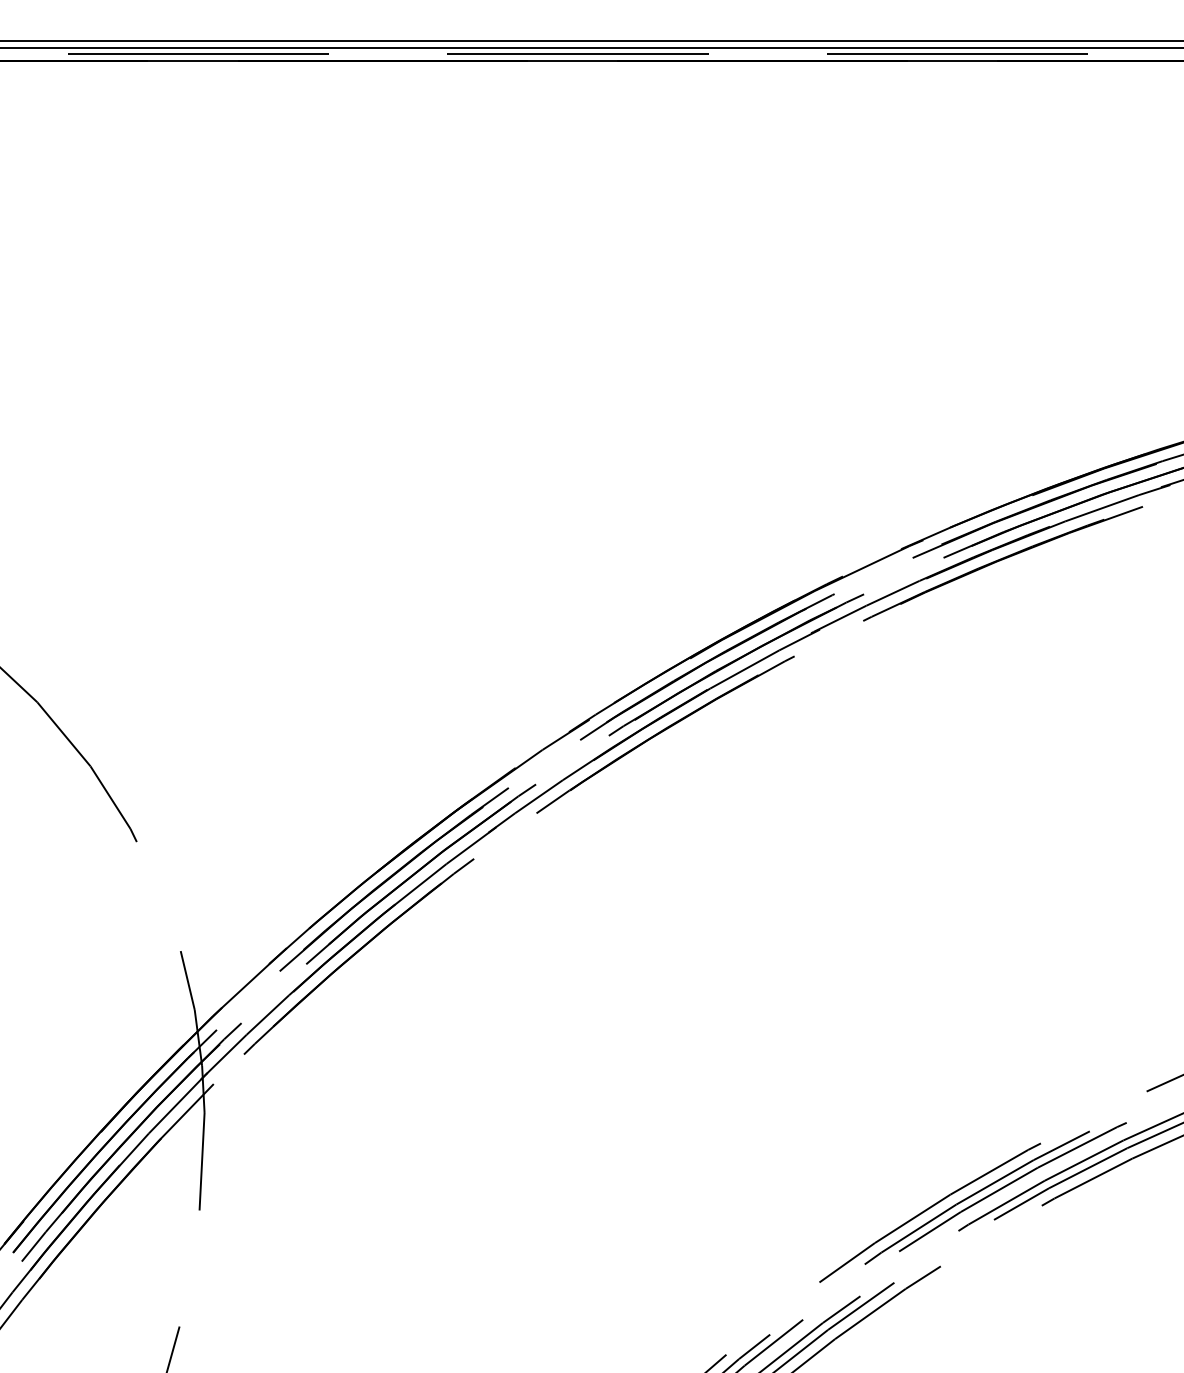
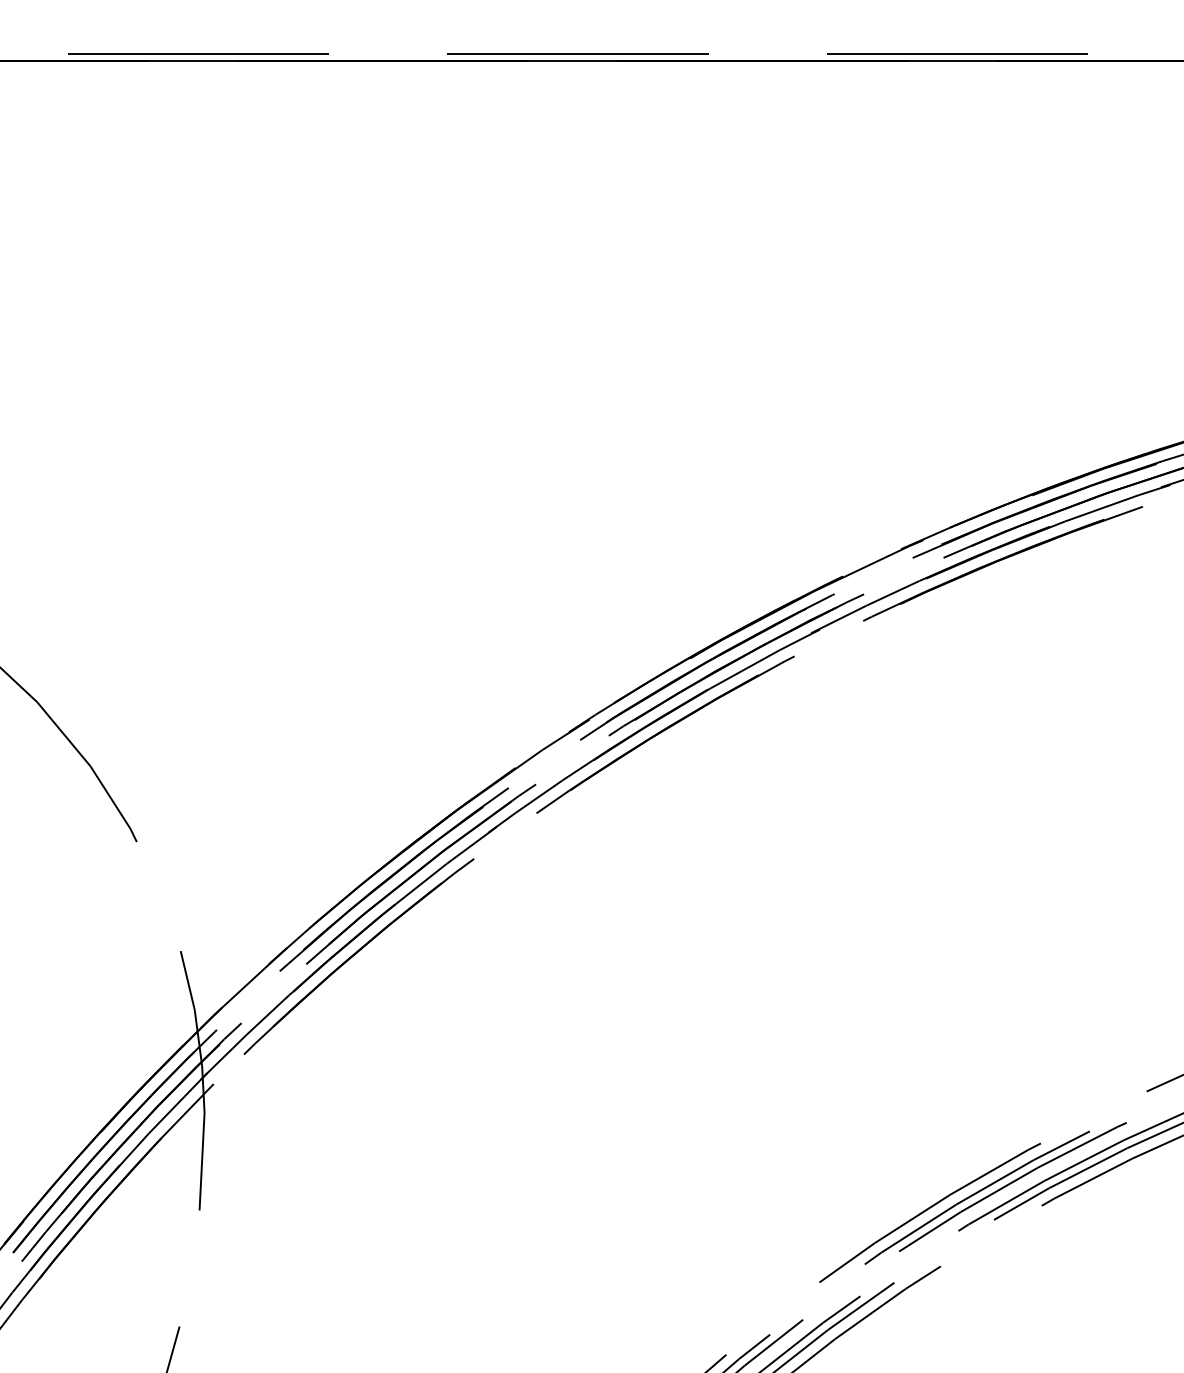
line: present -> none (591, 41)
line: present -> none (591, 47)
